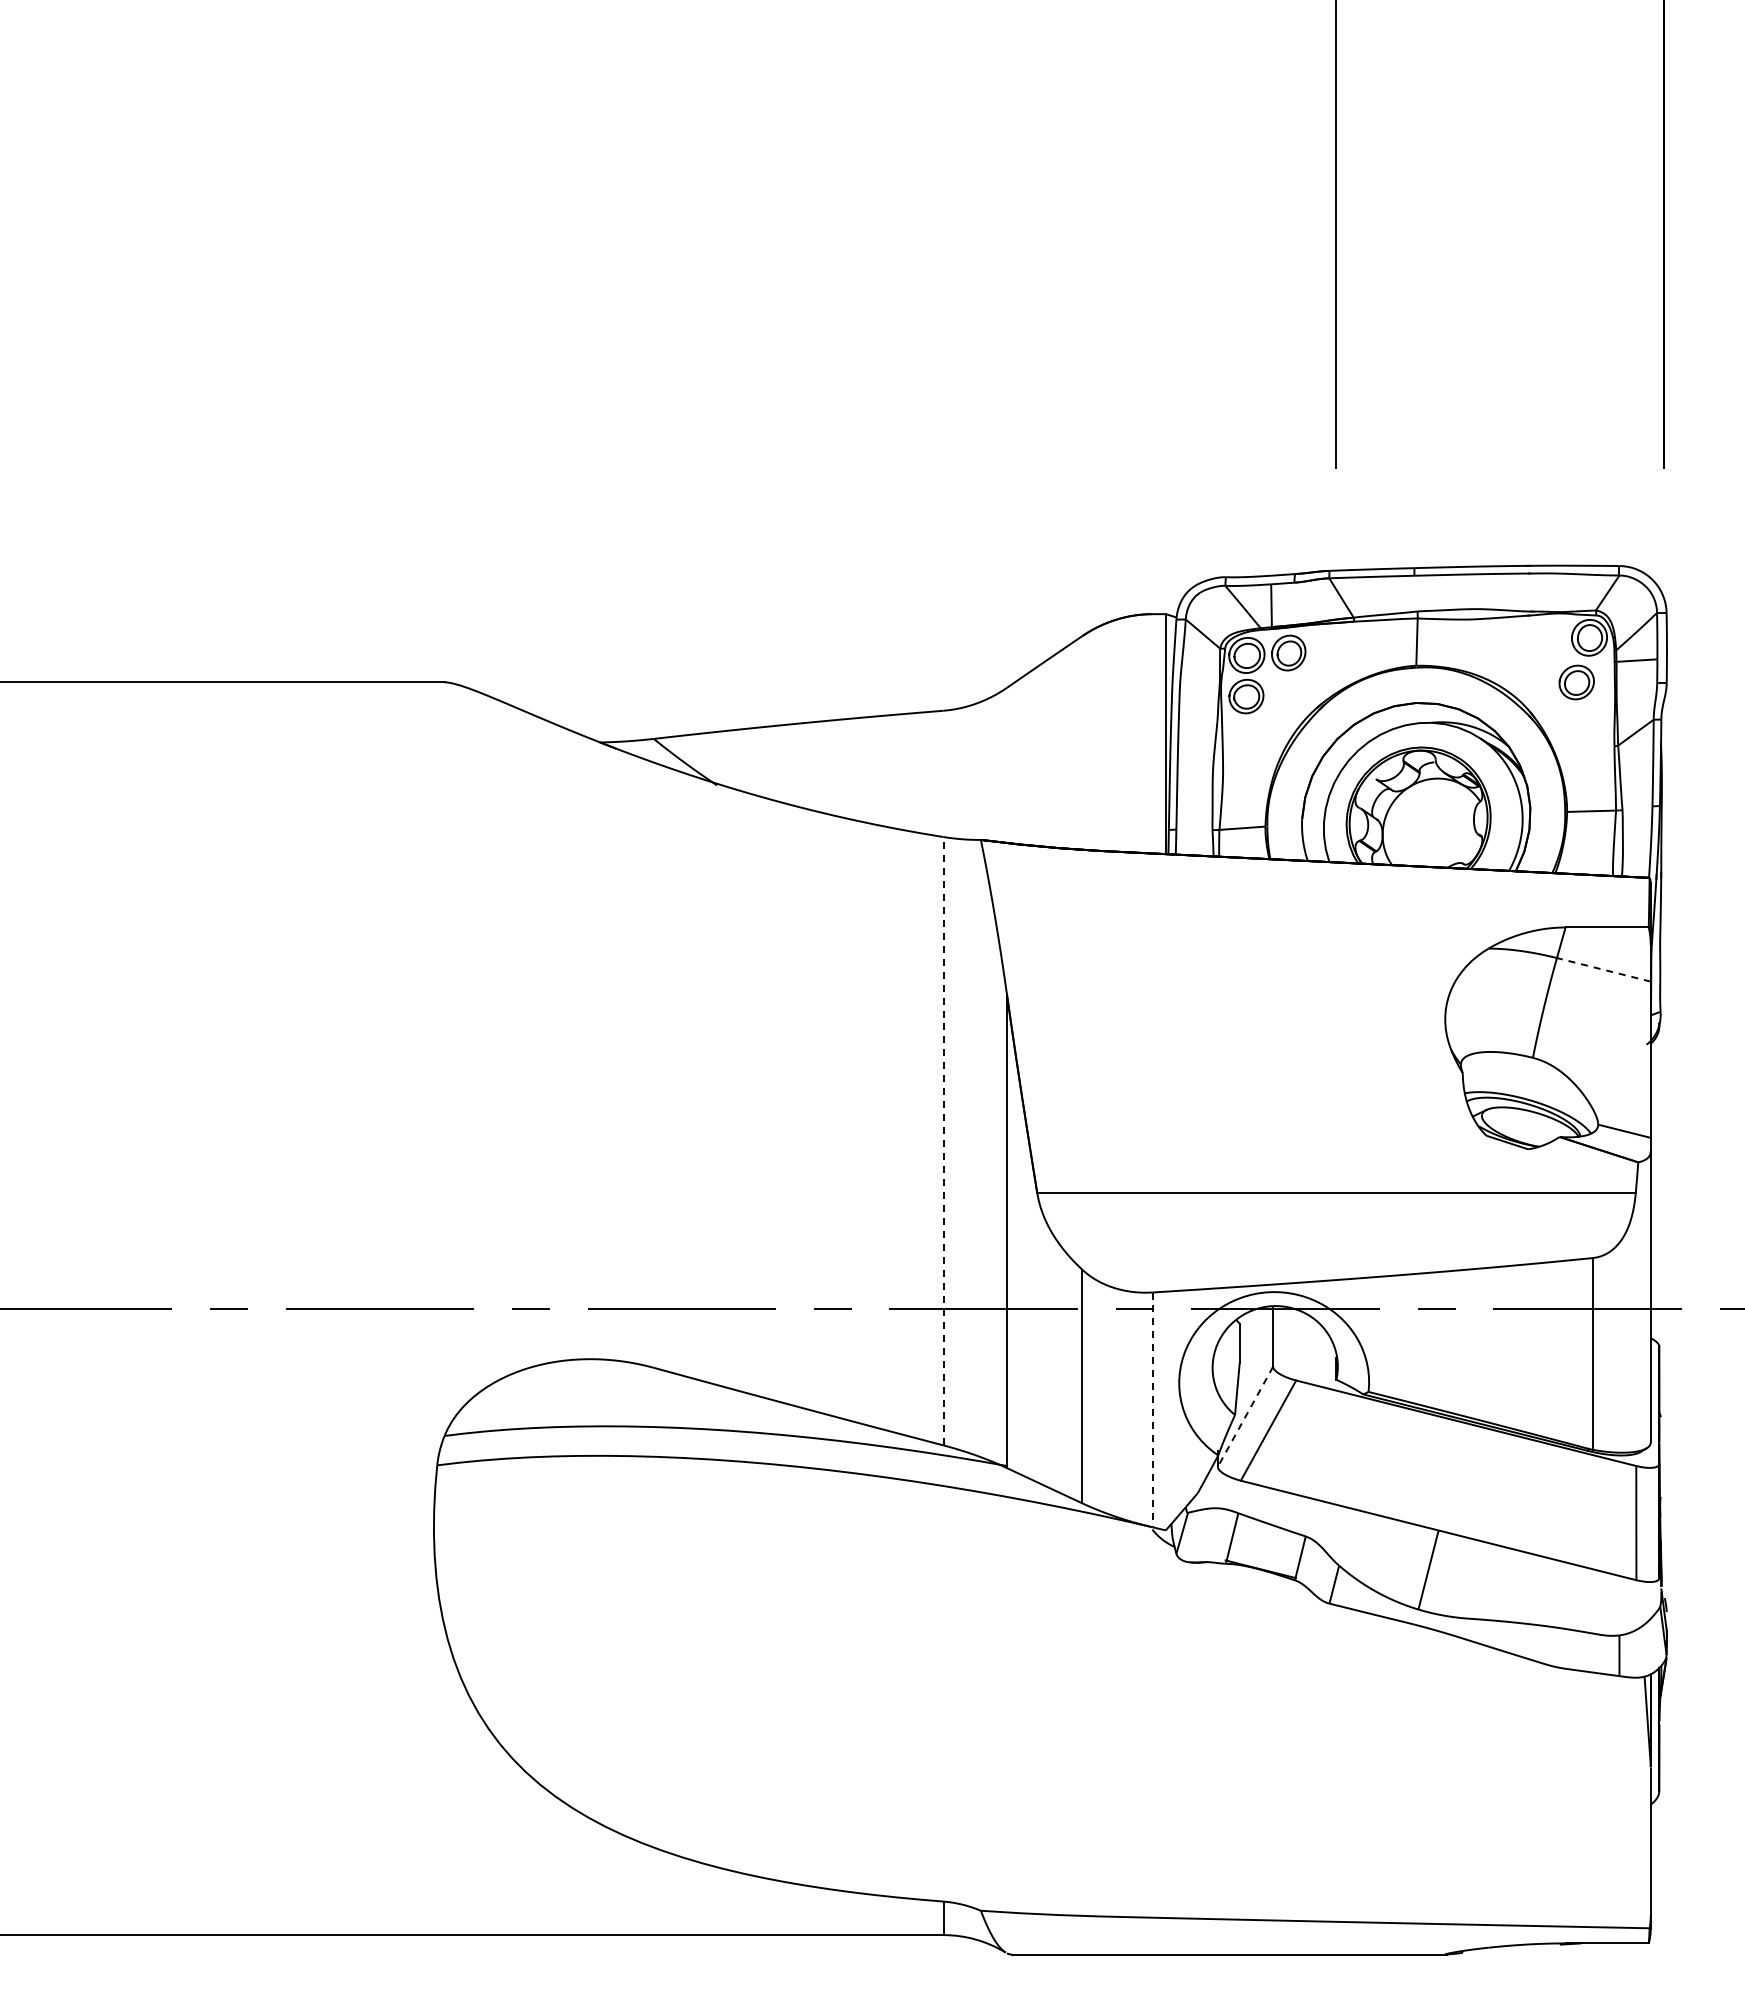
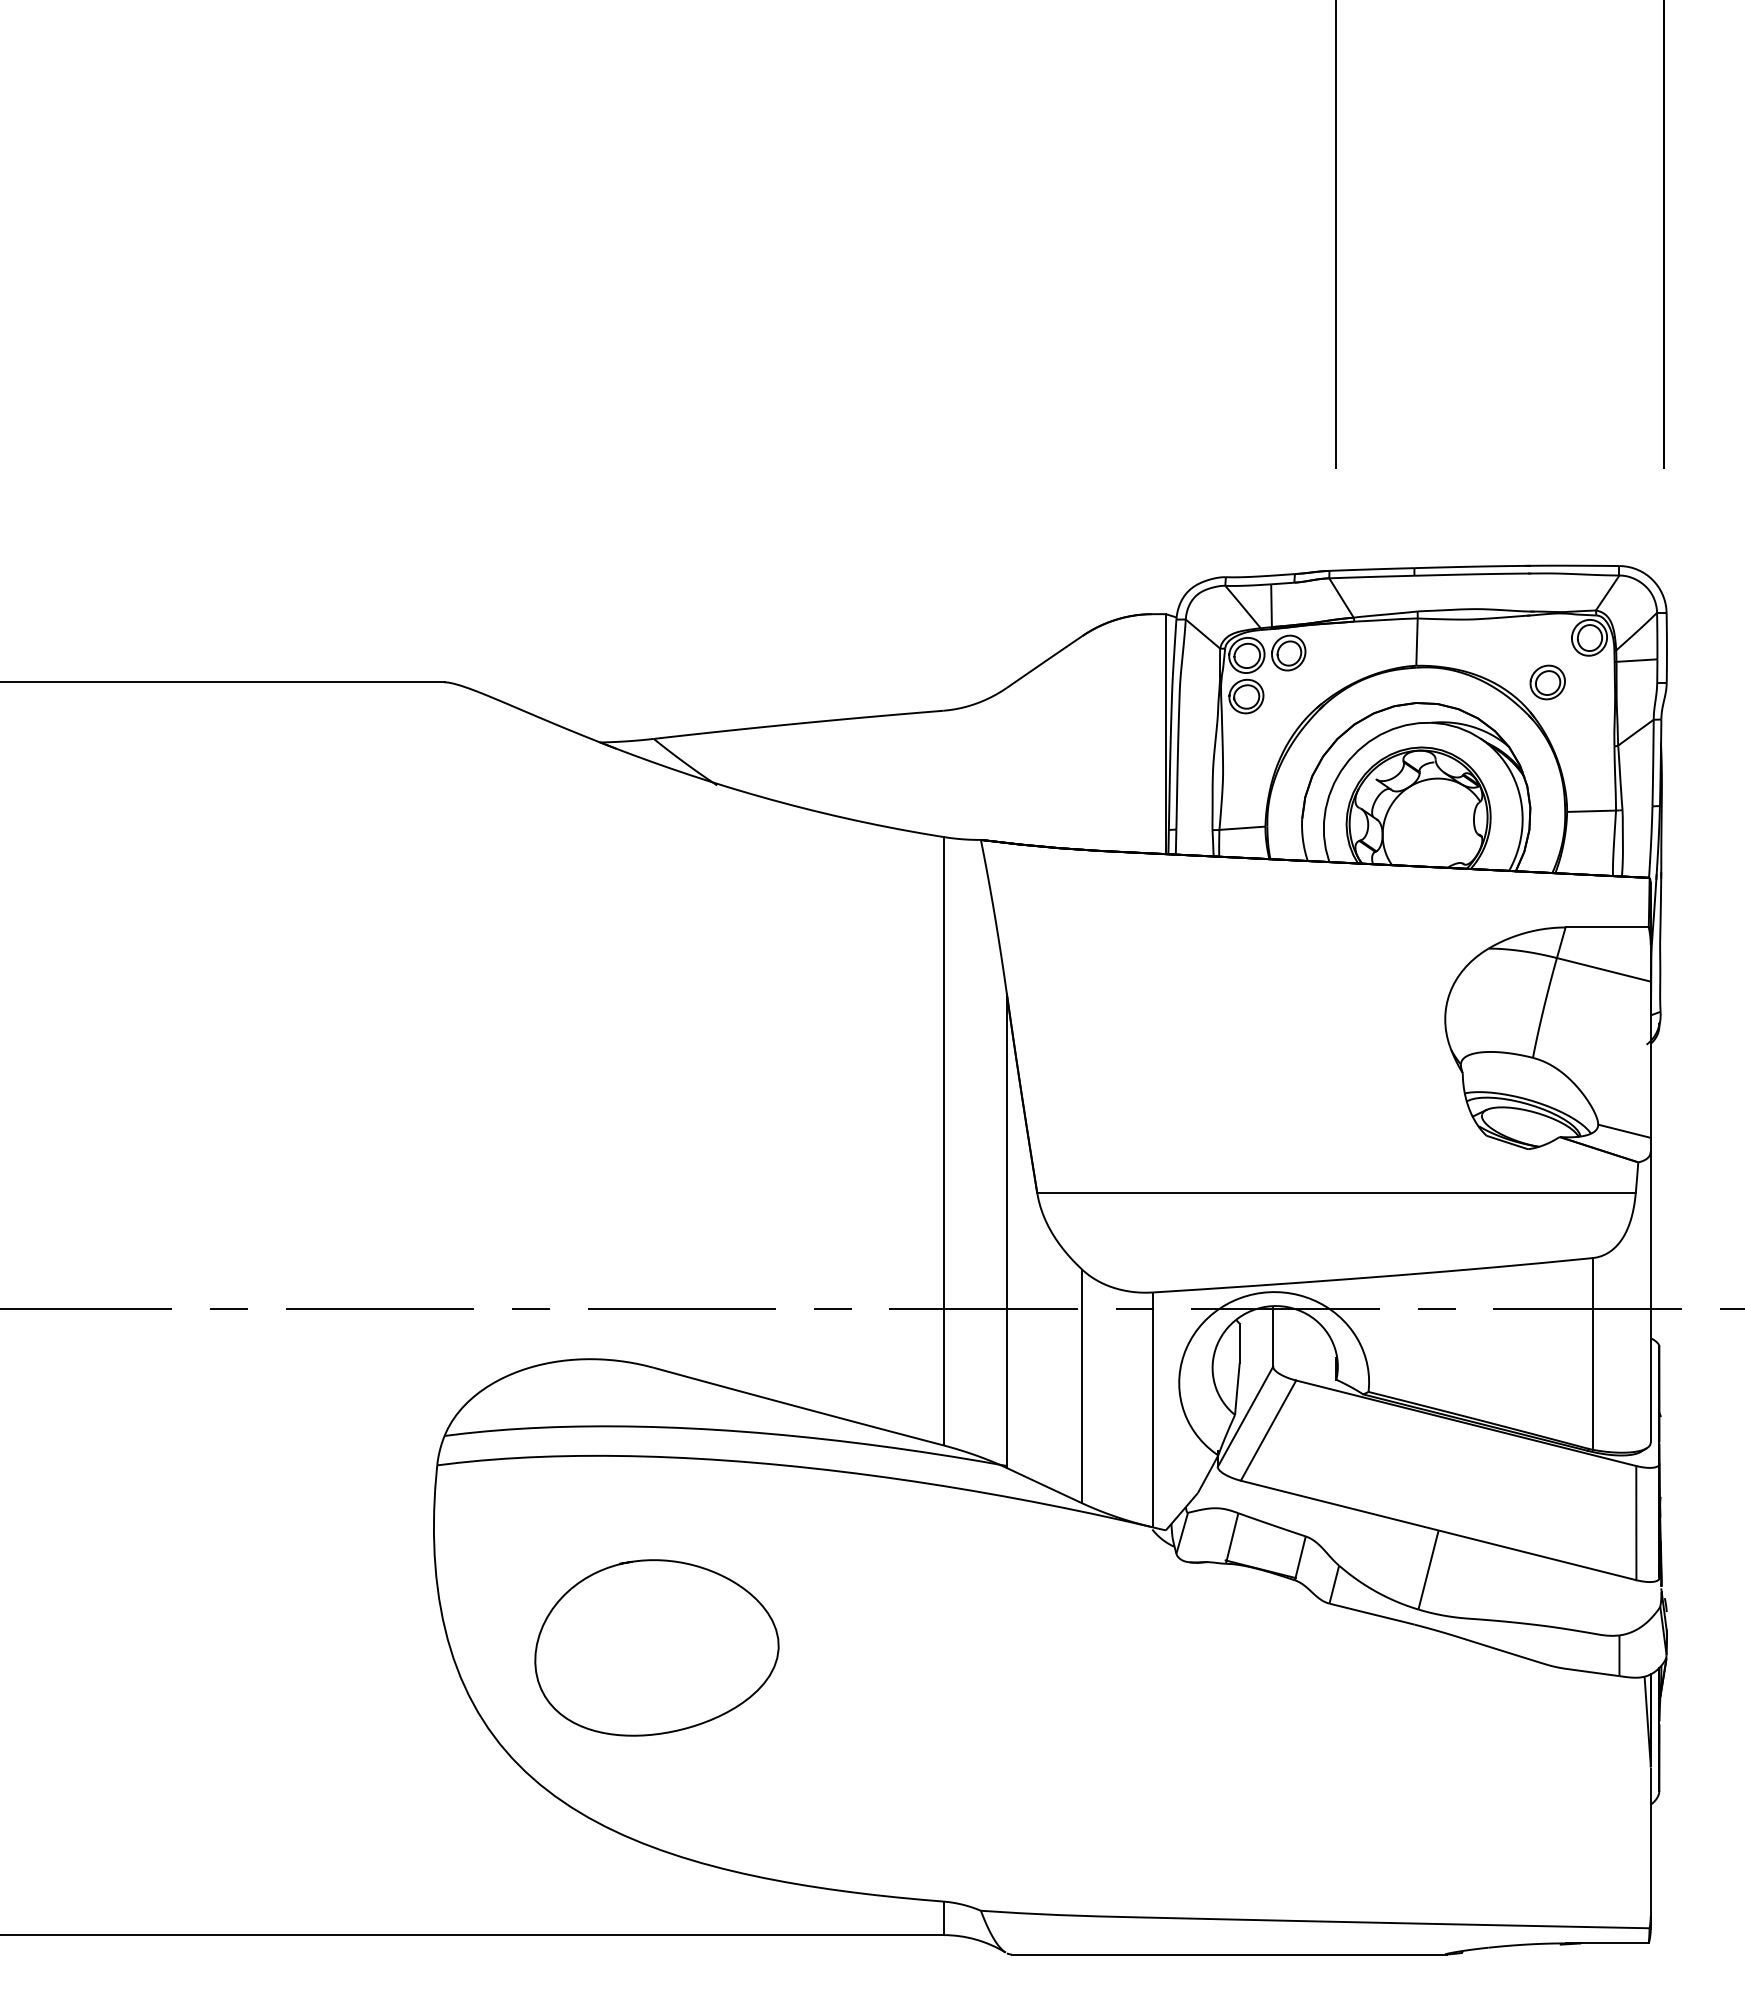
part position: (1576, 682) -> (1547, 682) (1547, 682)
line: dashed -> solid (1603, 969)
line: dashed -> solid (943, 1140)
line: dashed -> solid (1152, 1410)
line: dashed -> solid (1245, 1417)
curve: none -> present (676, 1729)
